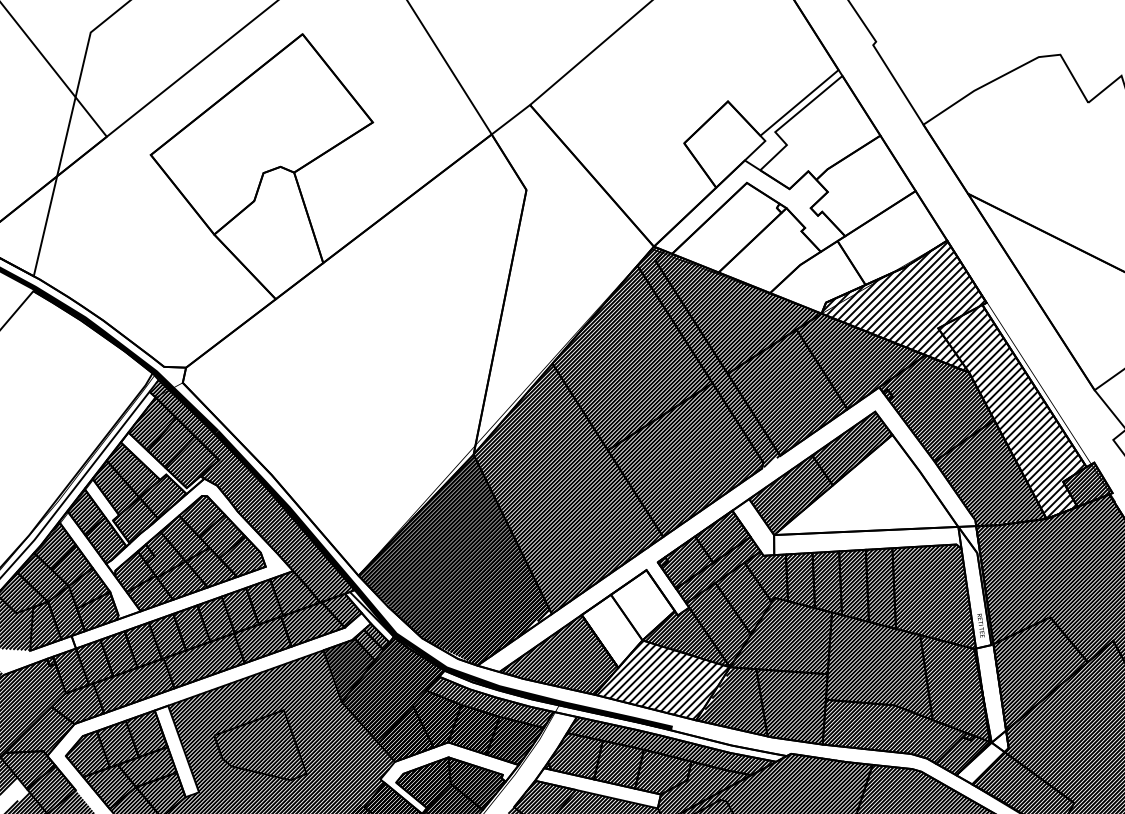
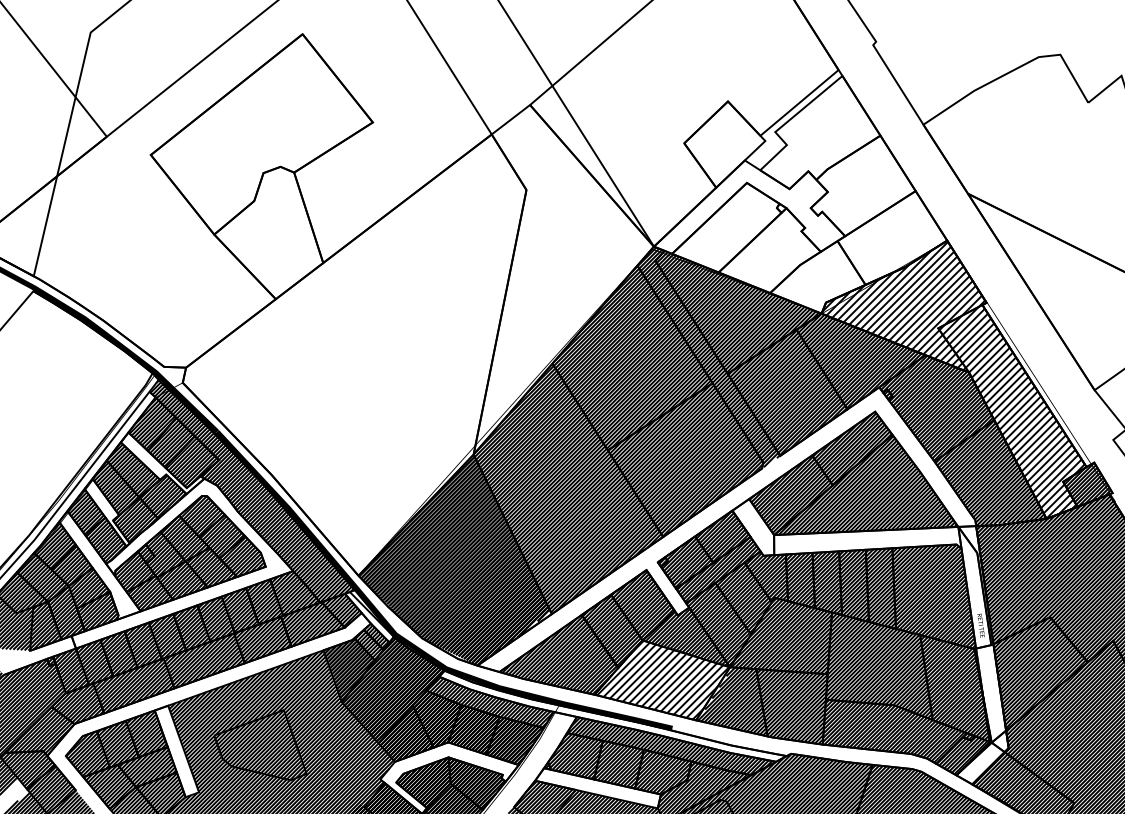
line: none -> present (576, 124)
hatch: none -> present (865, 485)
hatch: none -> present (627, 618)
